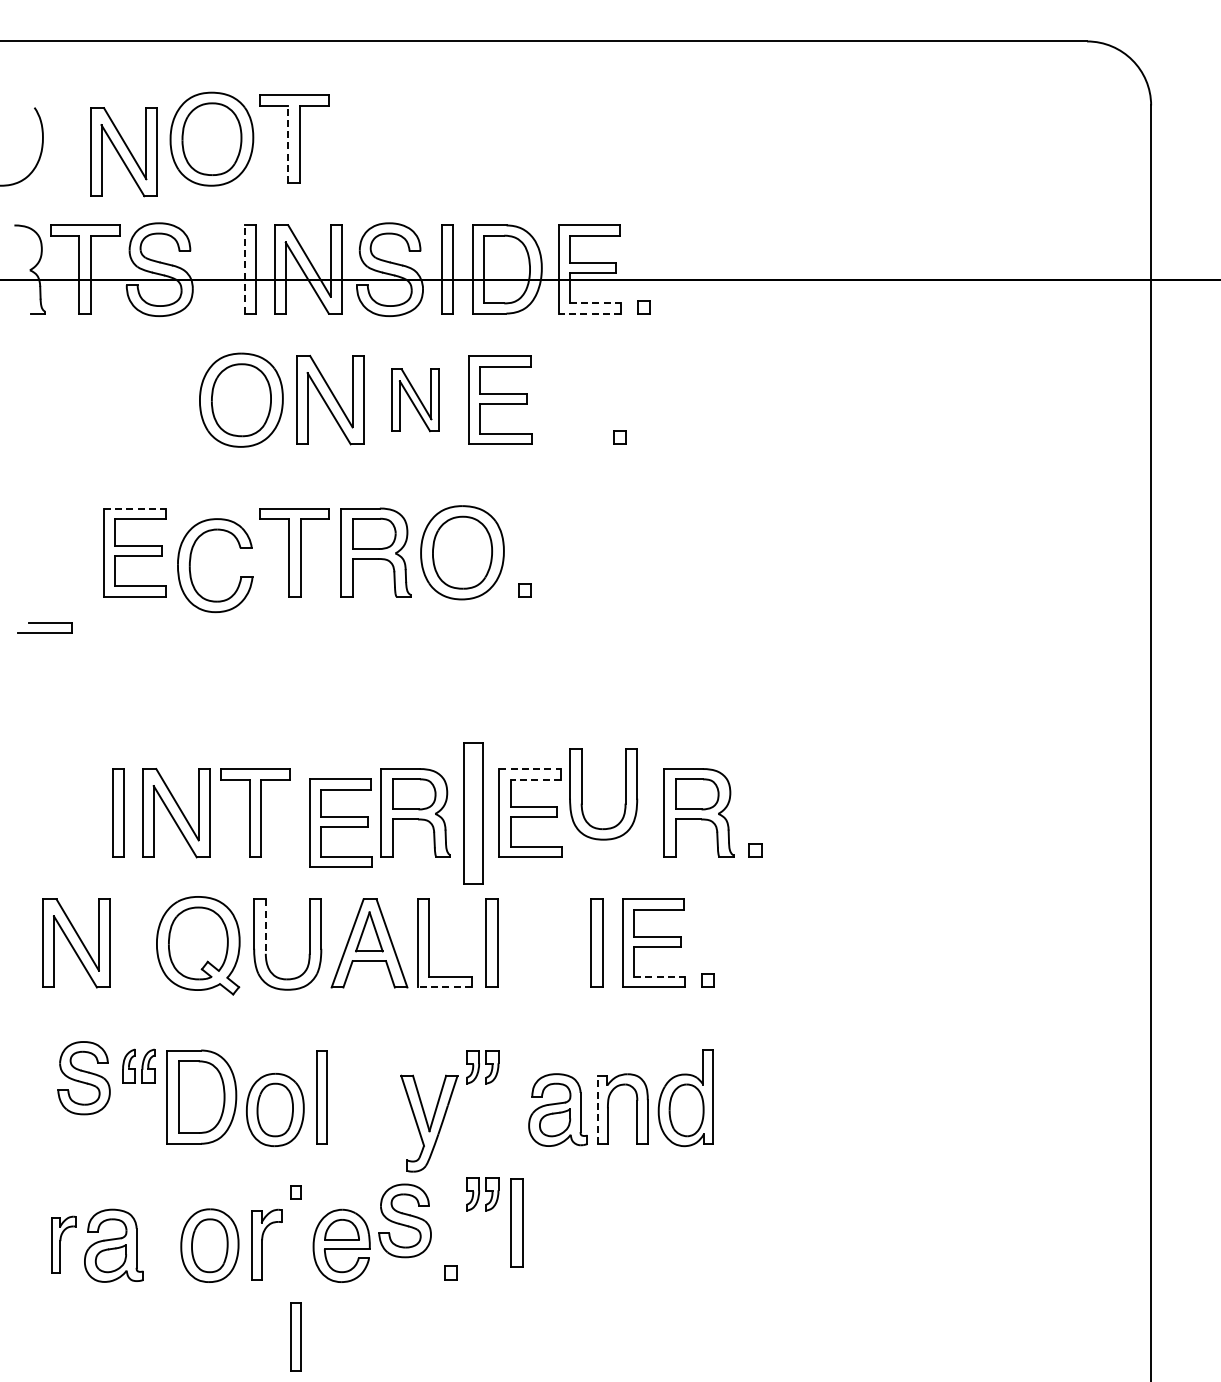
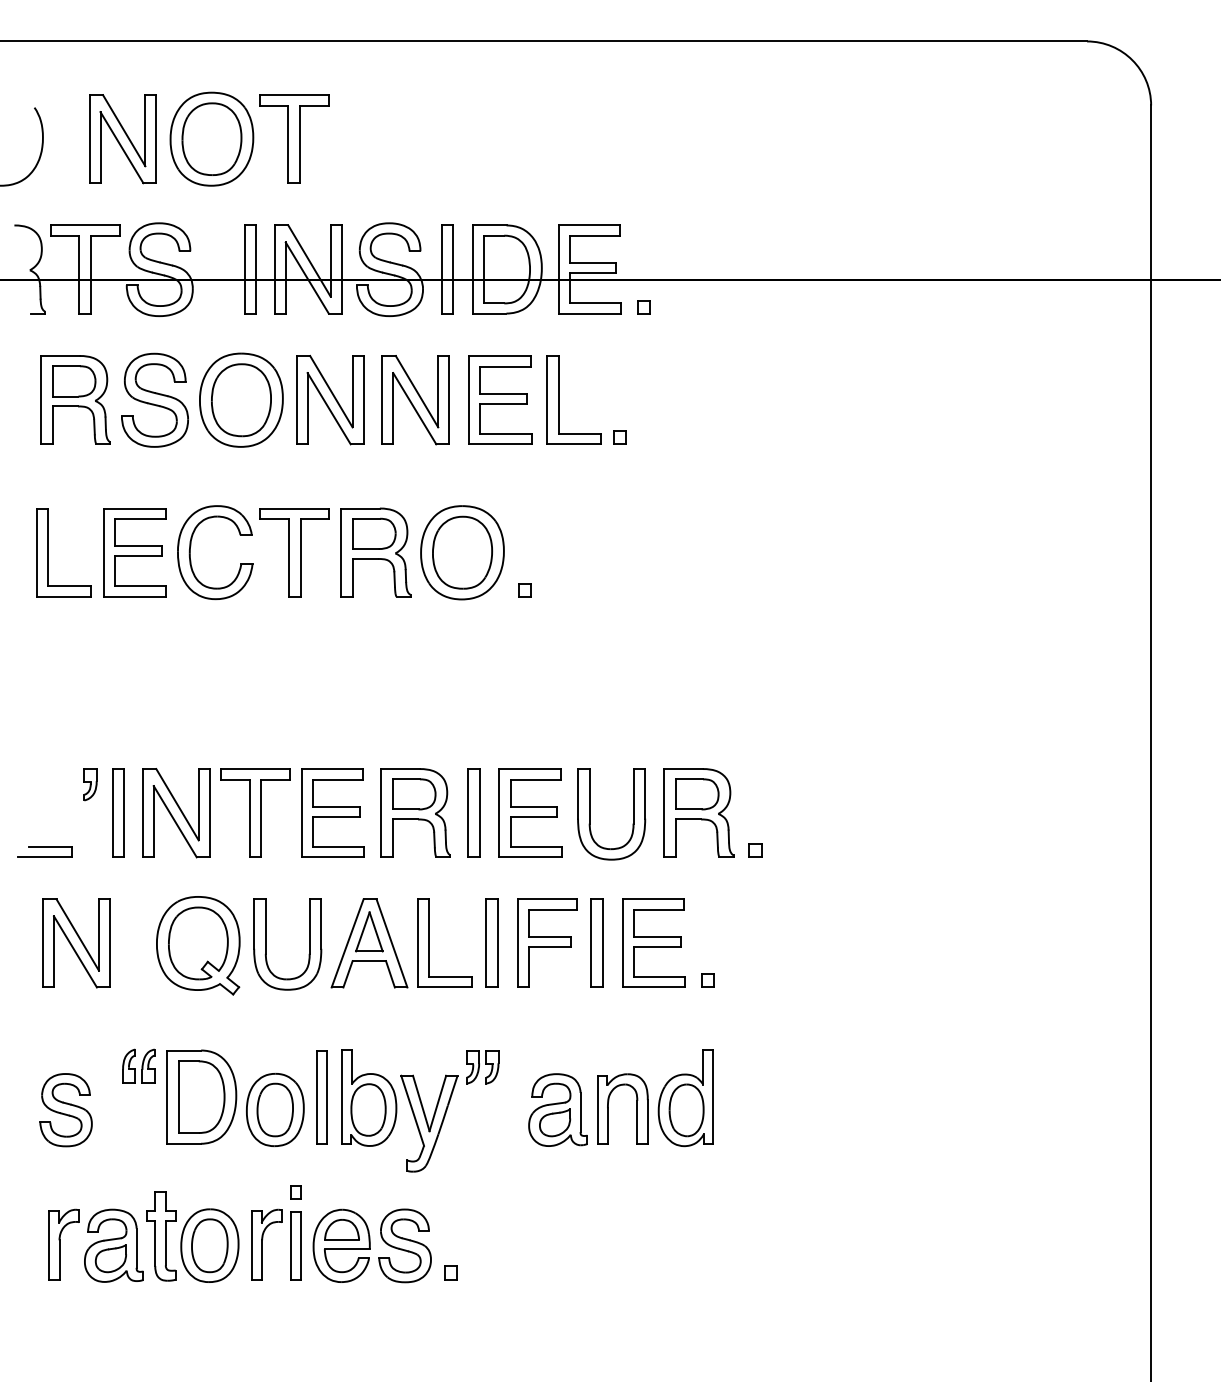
line: dashed -> solid (288, 144)
part position: (123, 152) -> (122, 139) (122, 139)
line: dashed -> solid (244, 269)
line: dashed -> solid (595, 303)
line: dashed -> solid (589, 313)
part: none -> present (75, 399)
part: none -> present (154, 399)
part: none -> present (559, 399)
part size: 49x65 px -> 69x91 px (415, 400)
line: dashed -> solid (134, 508)
part: none -> present (48, 552)
part position: (191, 559) -> (191, 546) (191, 546)
part position: (44, 627) -> (44, 851) (44, 851)
line: dashed -> solid (530, 769)
line: dashed -> solid (535, 779)
part: none -> present (90, 784)
part position: (582, 794) -> (590, 814) (590, 814)
part size: 21x143 px -> 14x90 px (473, 812)
part position: (340, 822) -> (332, 812) (332, 812)
line: dashed -> solid (265, 927)
part: none -> present (547, 942)
line: dashed -> solid (659, 976)
line: dashed -> solid (444, 987)
part position: (83, 1078) -> (65, 1110) (65, 1110)
part: none -> present (369, 1097)
line: dashed -> solid (597, 1109)
part: present -> none (482, 1194)
part position: (404, 1220) -> (404, 1245) (404, 1245)
part: present -> none (516, 1222)
part: none -> present (161, 1236)
part size: 26x59 px -> 32x73 px (63, 1244)
part position: (295, 1336) -> (295, 1245) (295, 1245)
